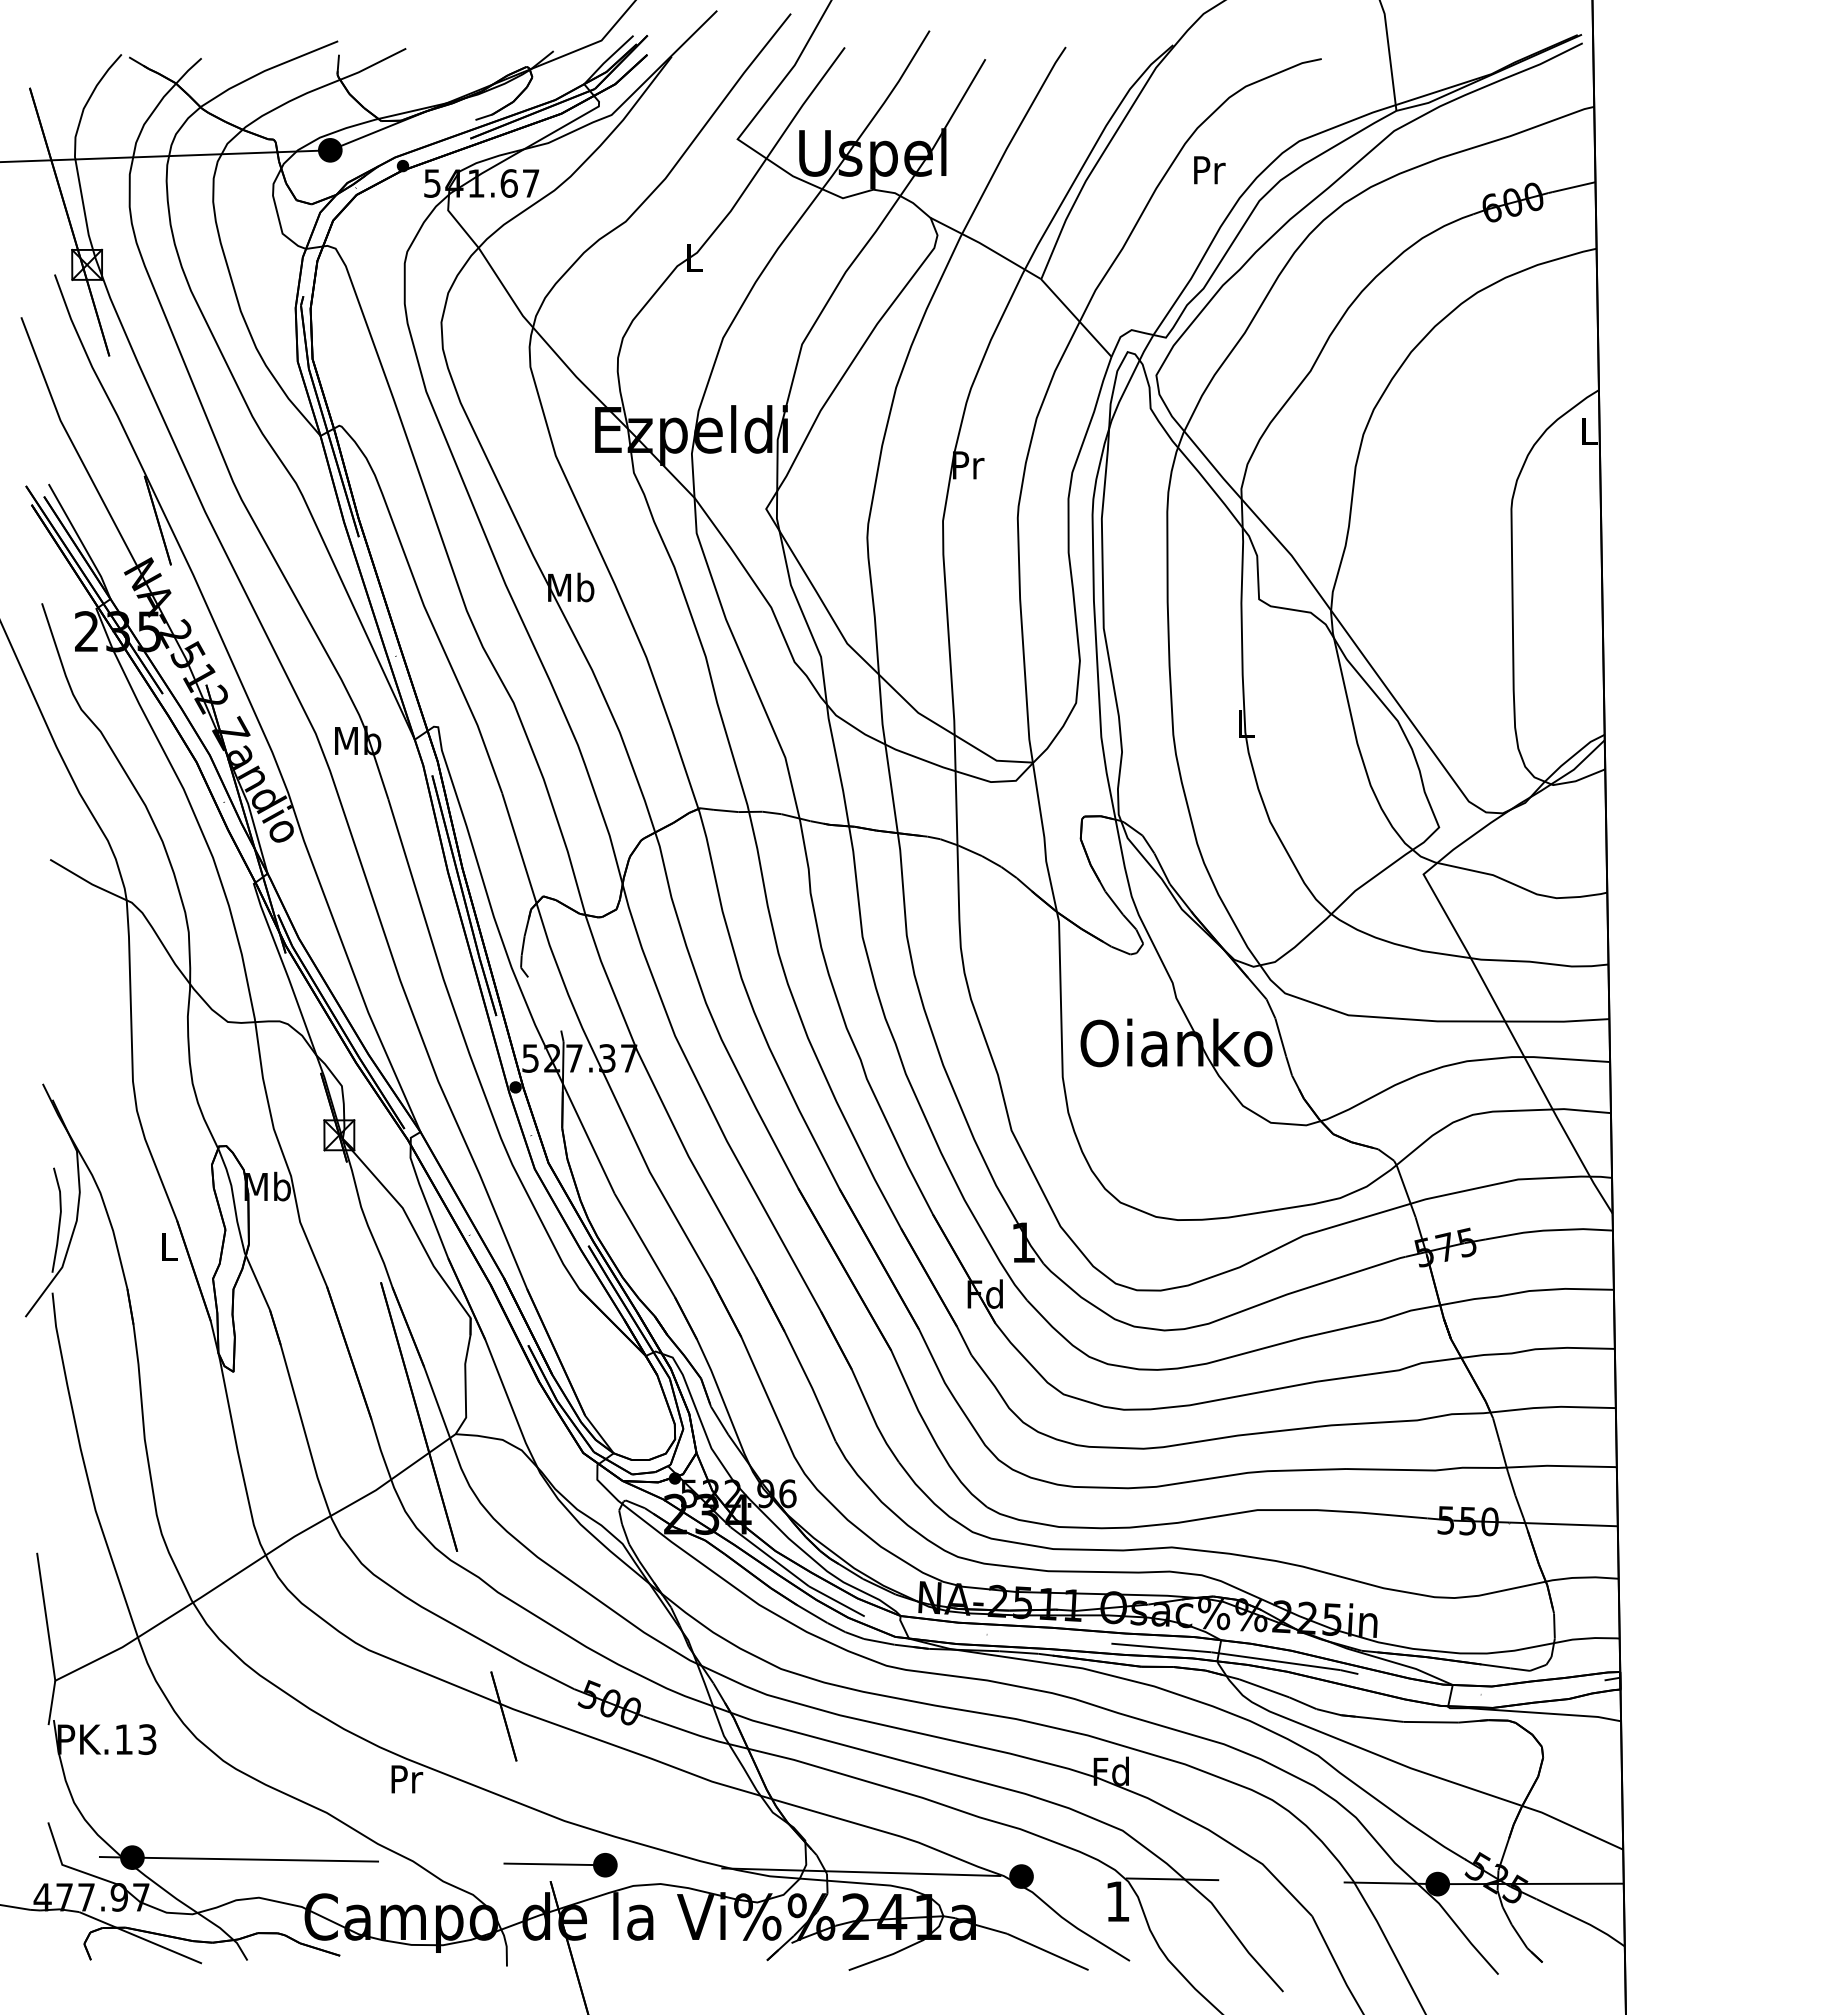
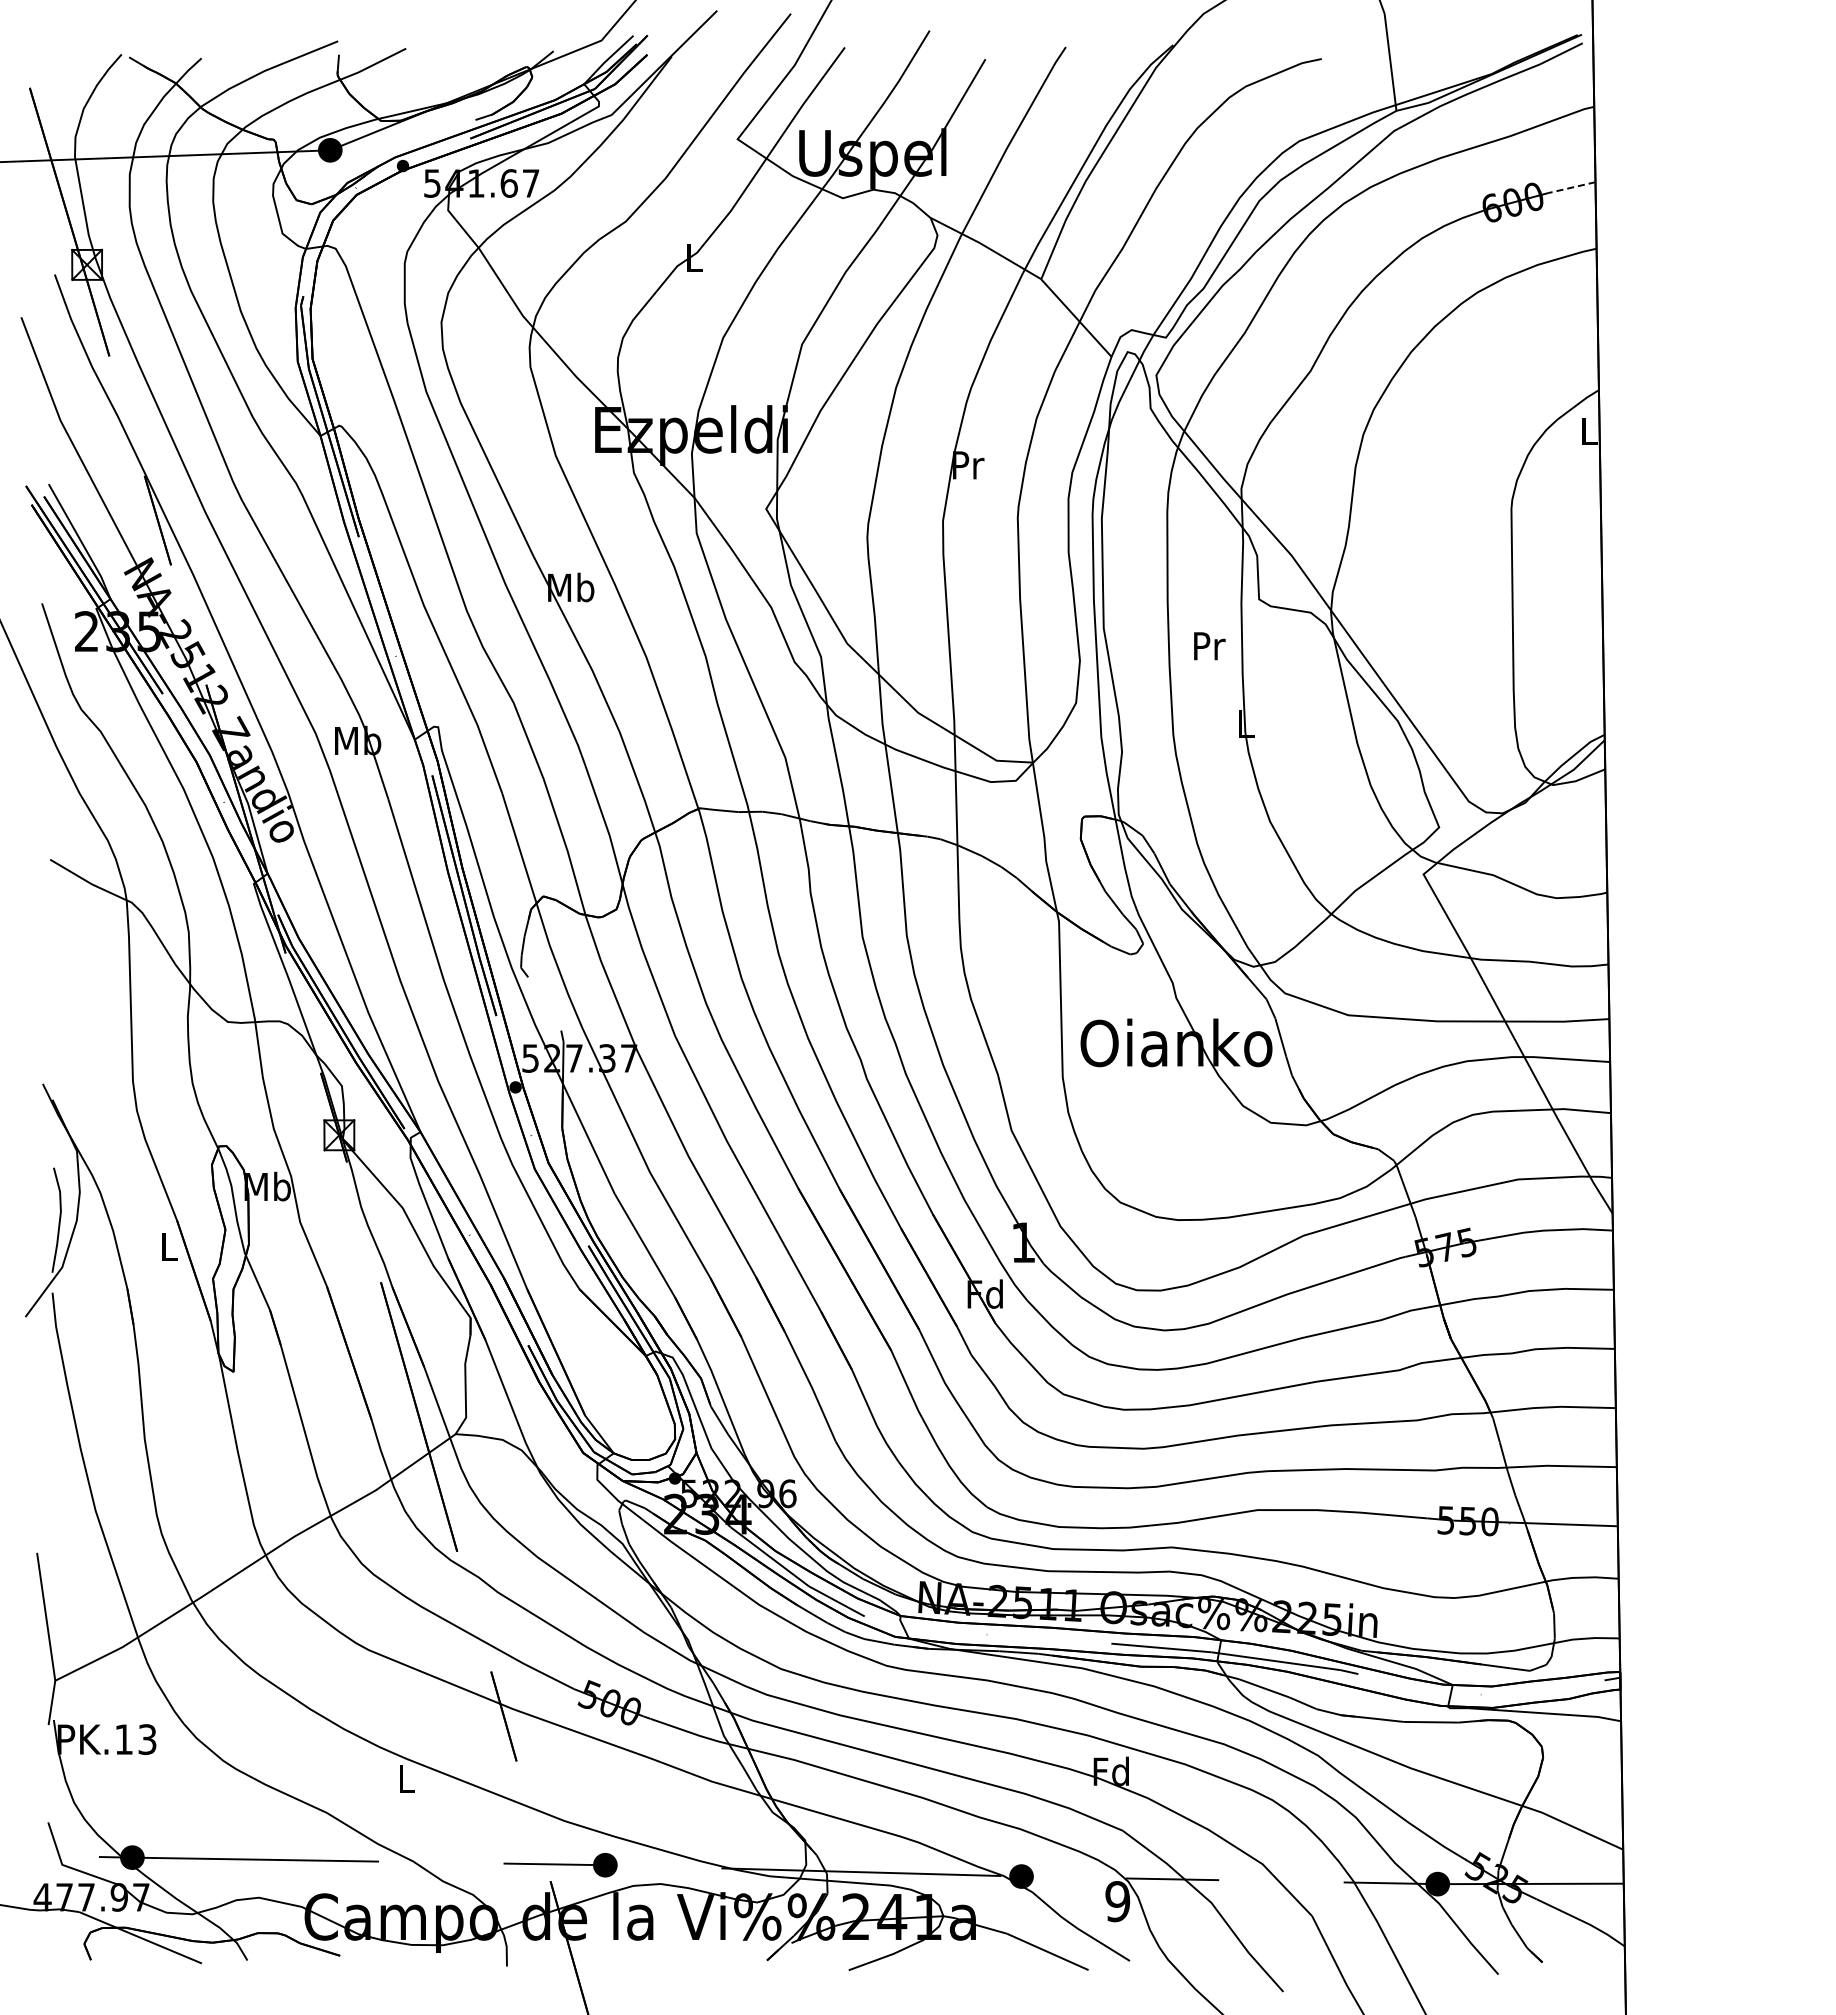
text position: (1209, 170) -> (1209, 646) (1209, 646)
line: solid -> dashed (1573, 187)
text: Pr -> L (407, 1779)
text: 1 -> 9 (1117, 1901)
